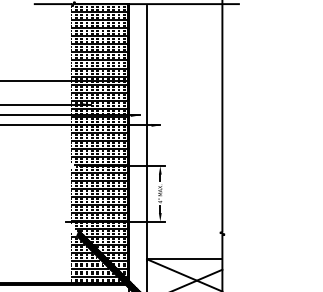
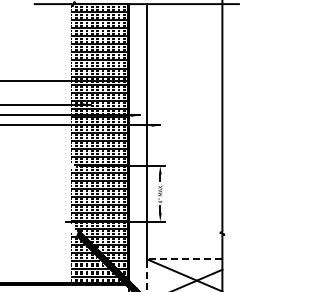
line: solid -> dashed (167, 259)
